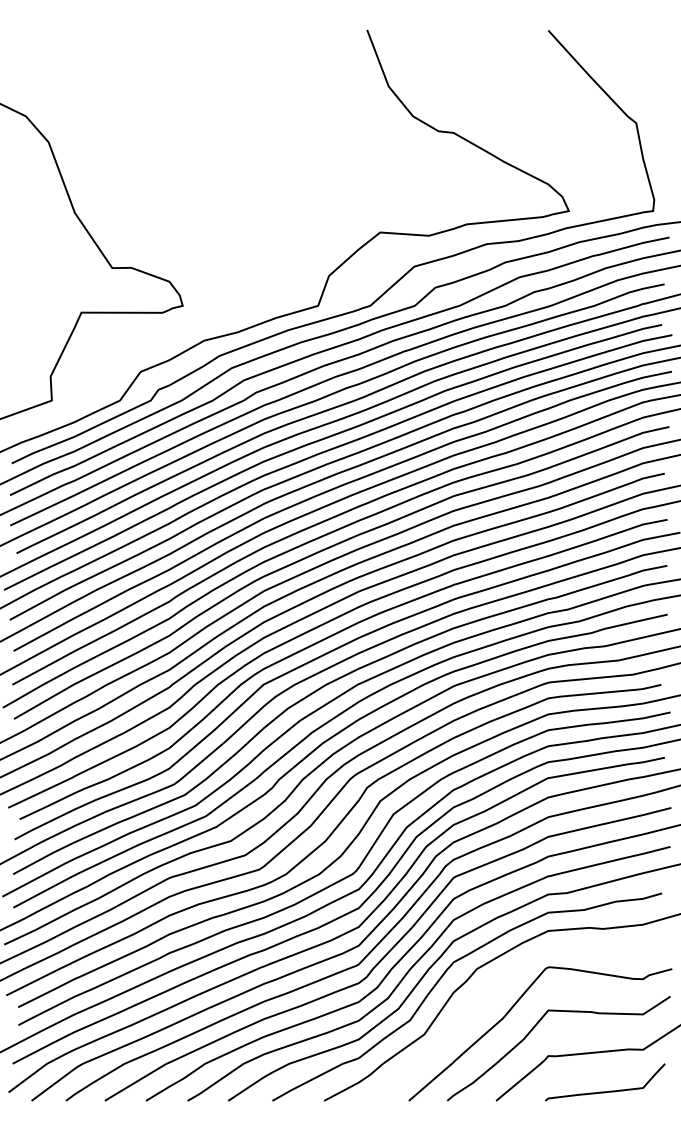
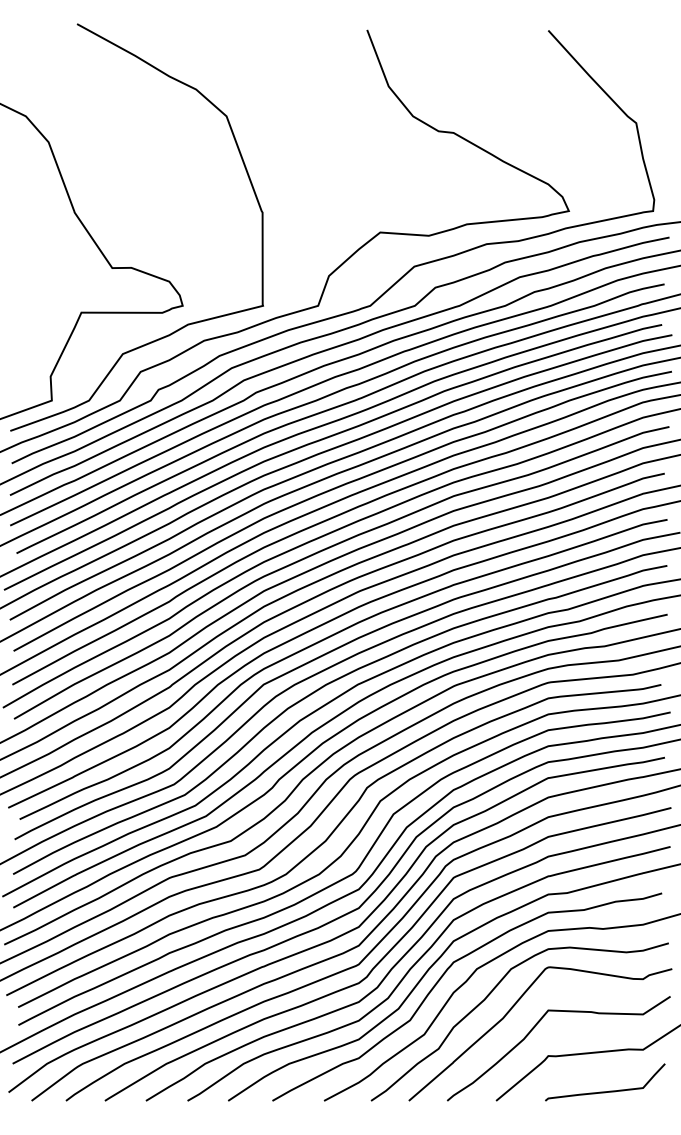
curve: none -> present (187, 323)
curve: none -> present (491, 993)
